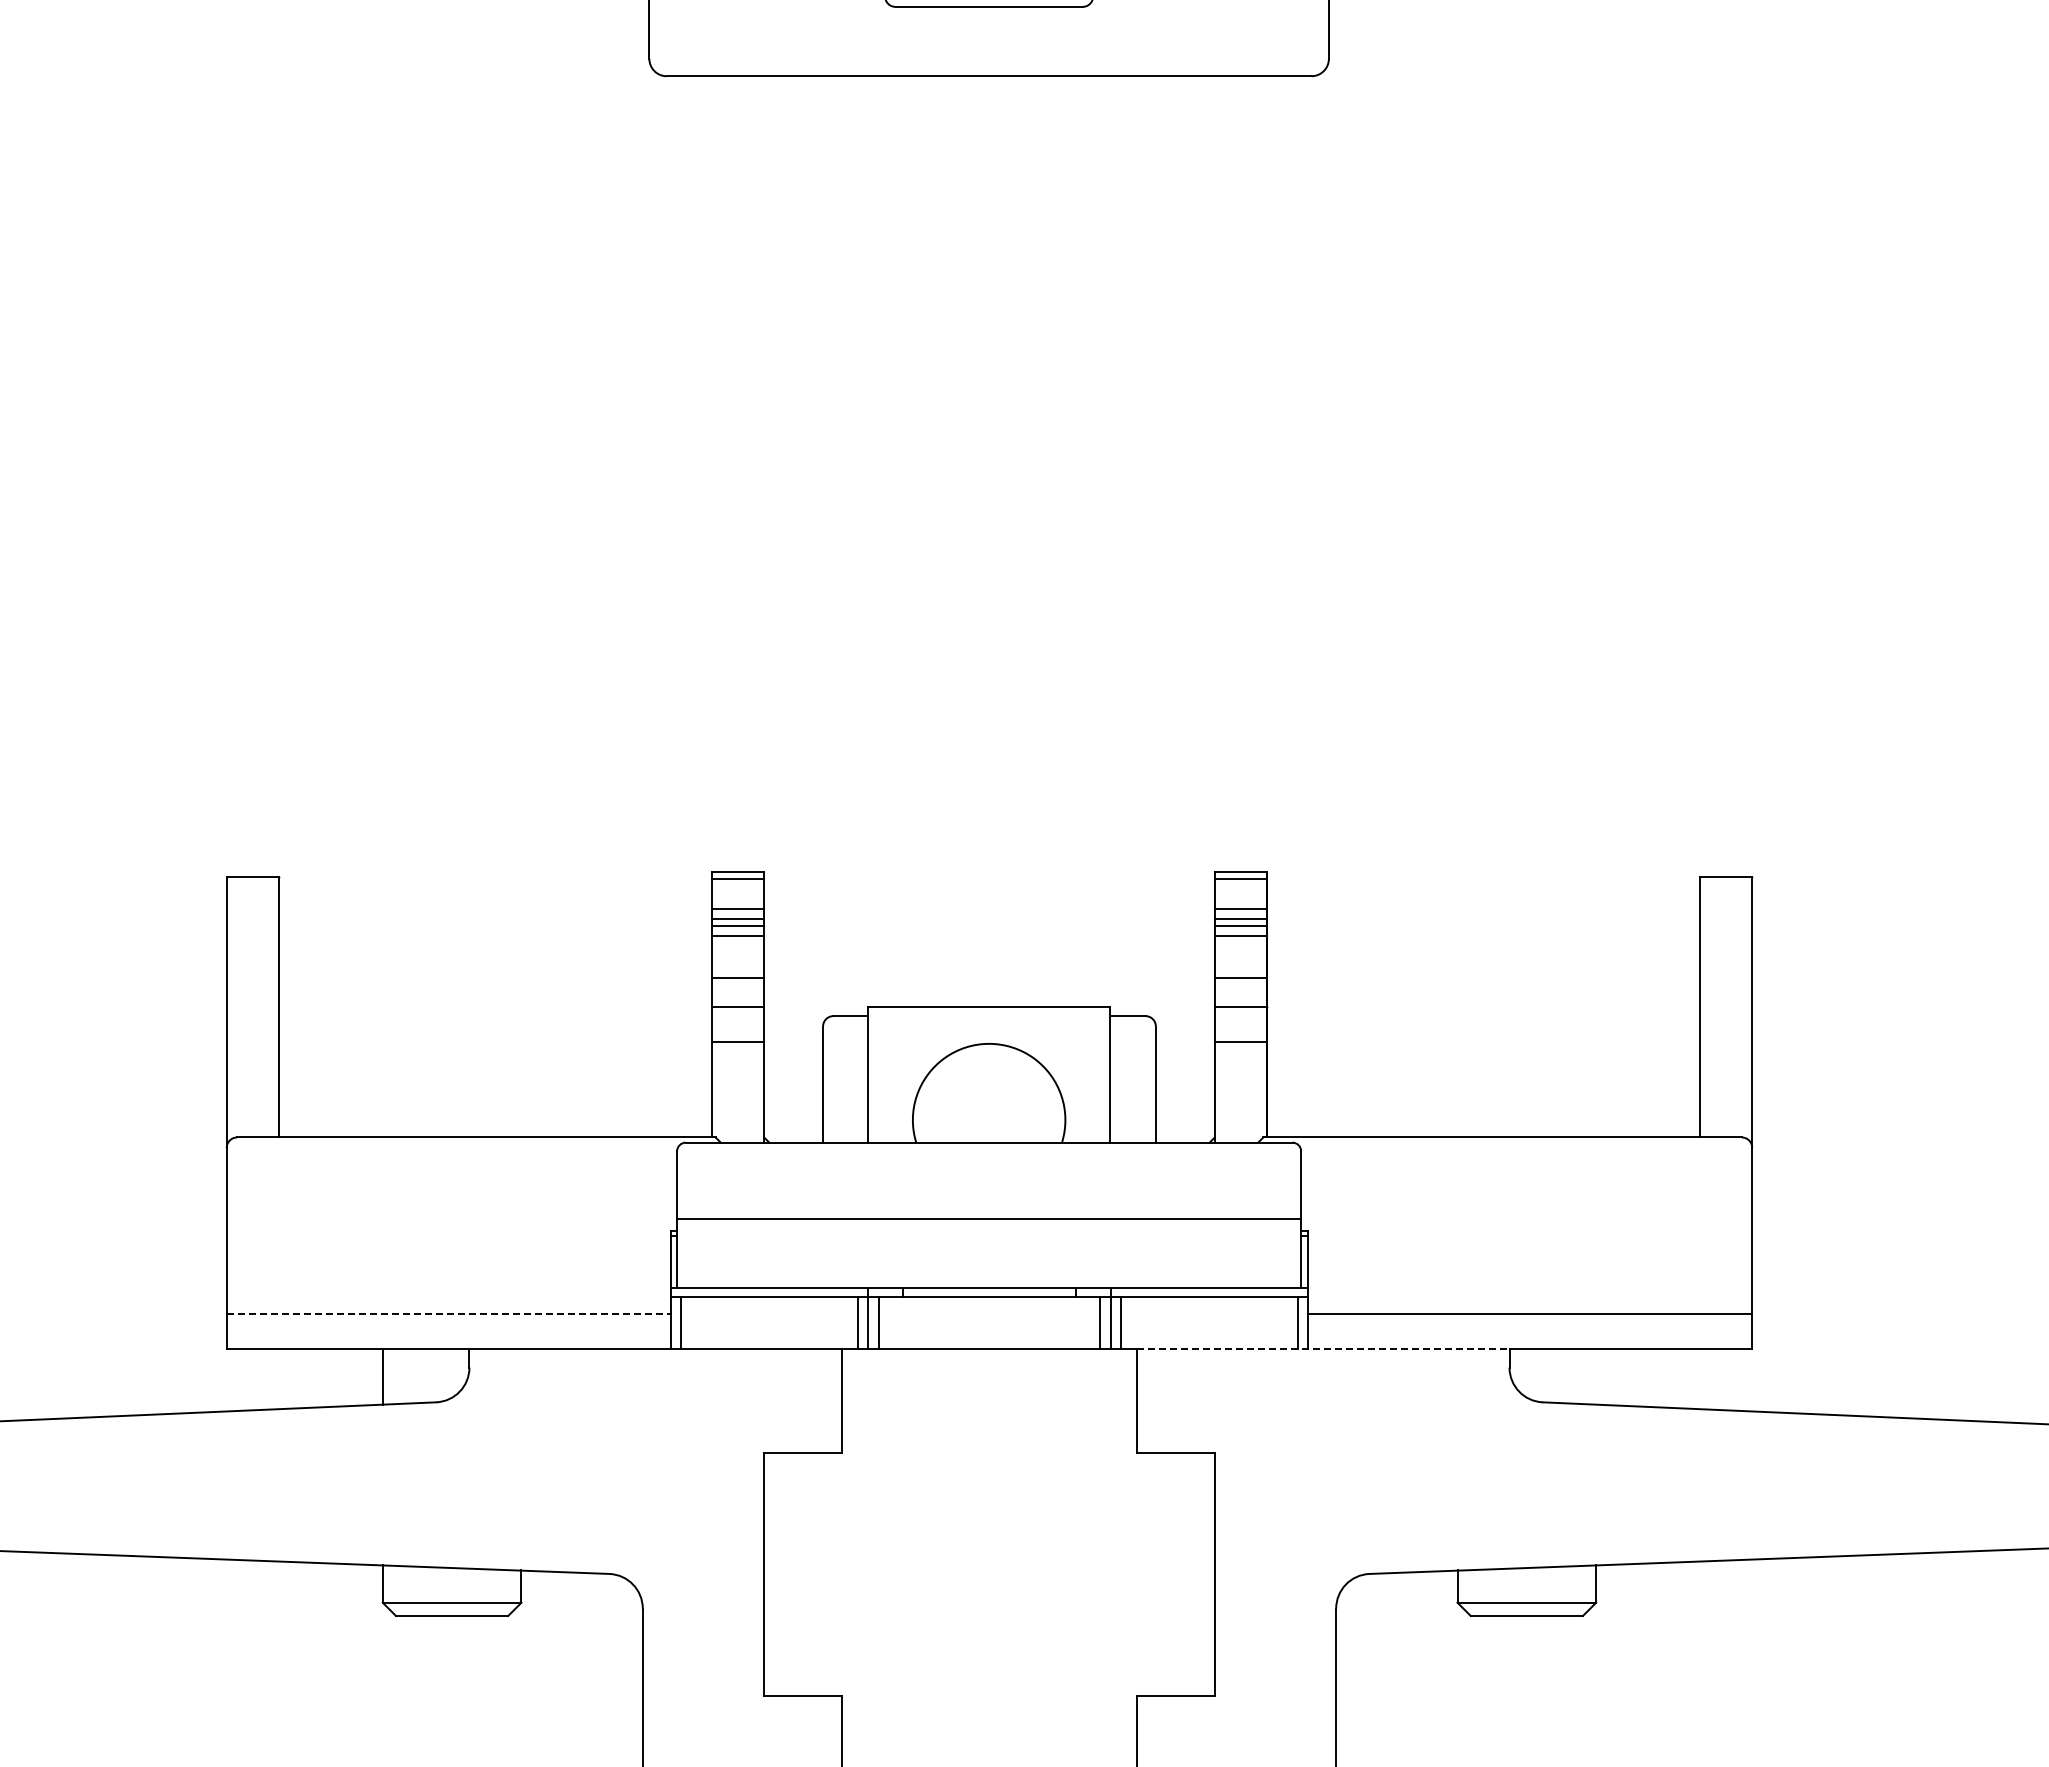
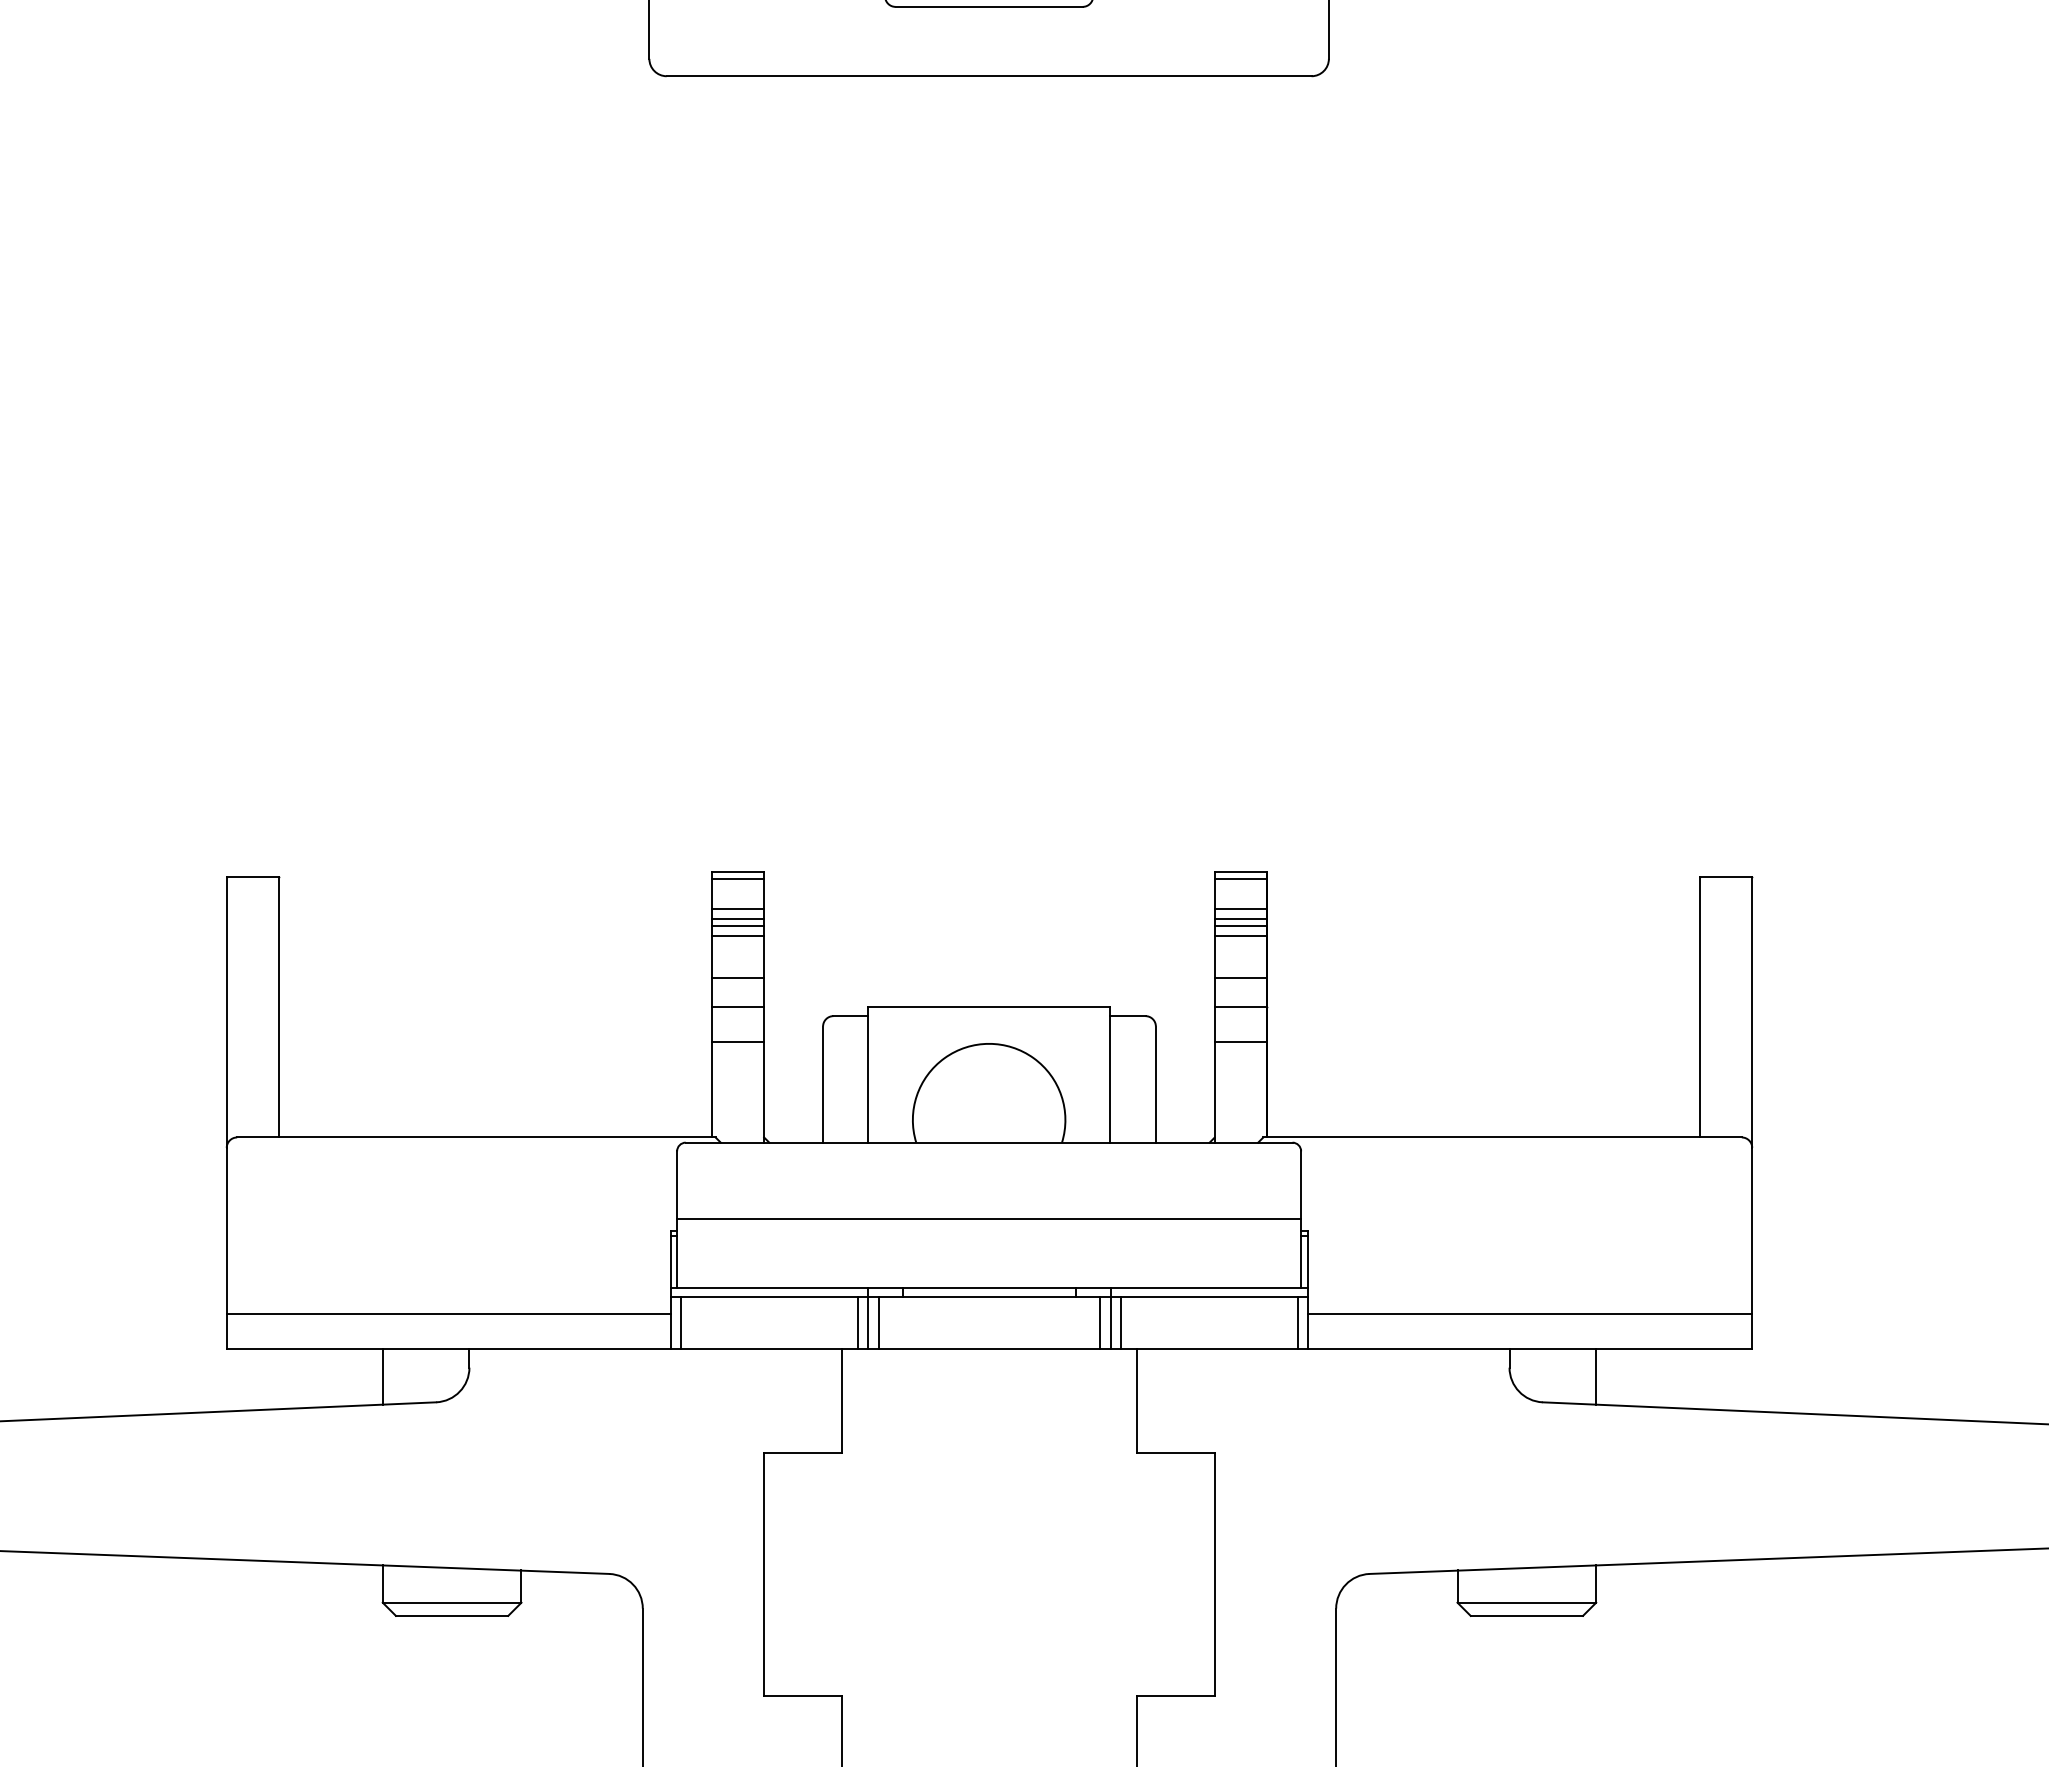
line: dashed -> solid (448, 1314)
line: dashed -> solid (1323, 1348)
line: none -> present (1596, 1376)
